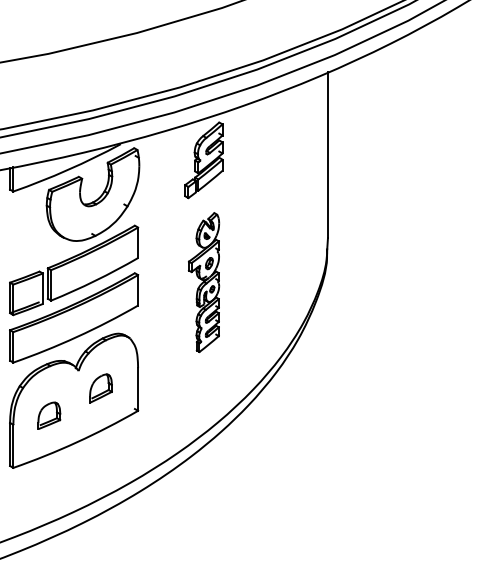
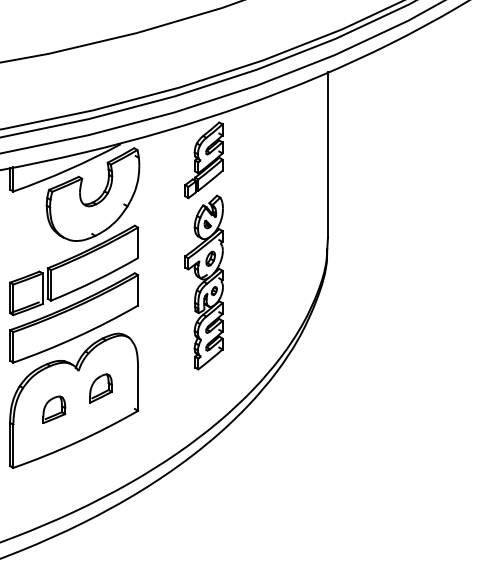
part size: 34x141 px -> 40x177 px (203, 282)
part position: (49, 415) -> (54, 409) (54, 409)
